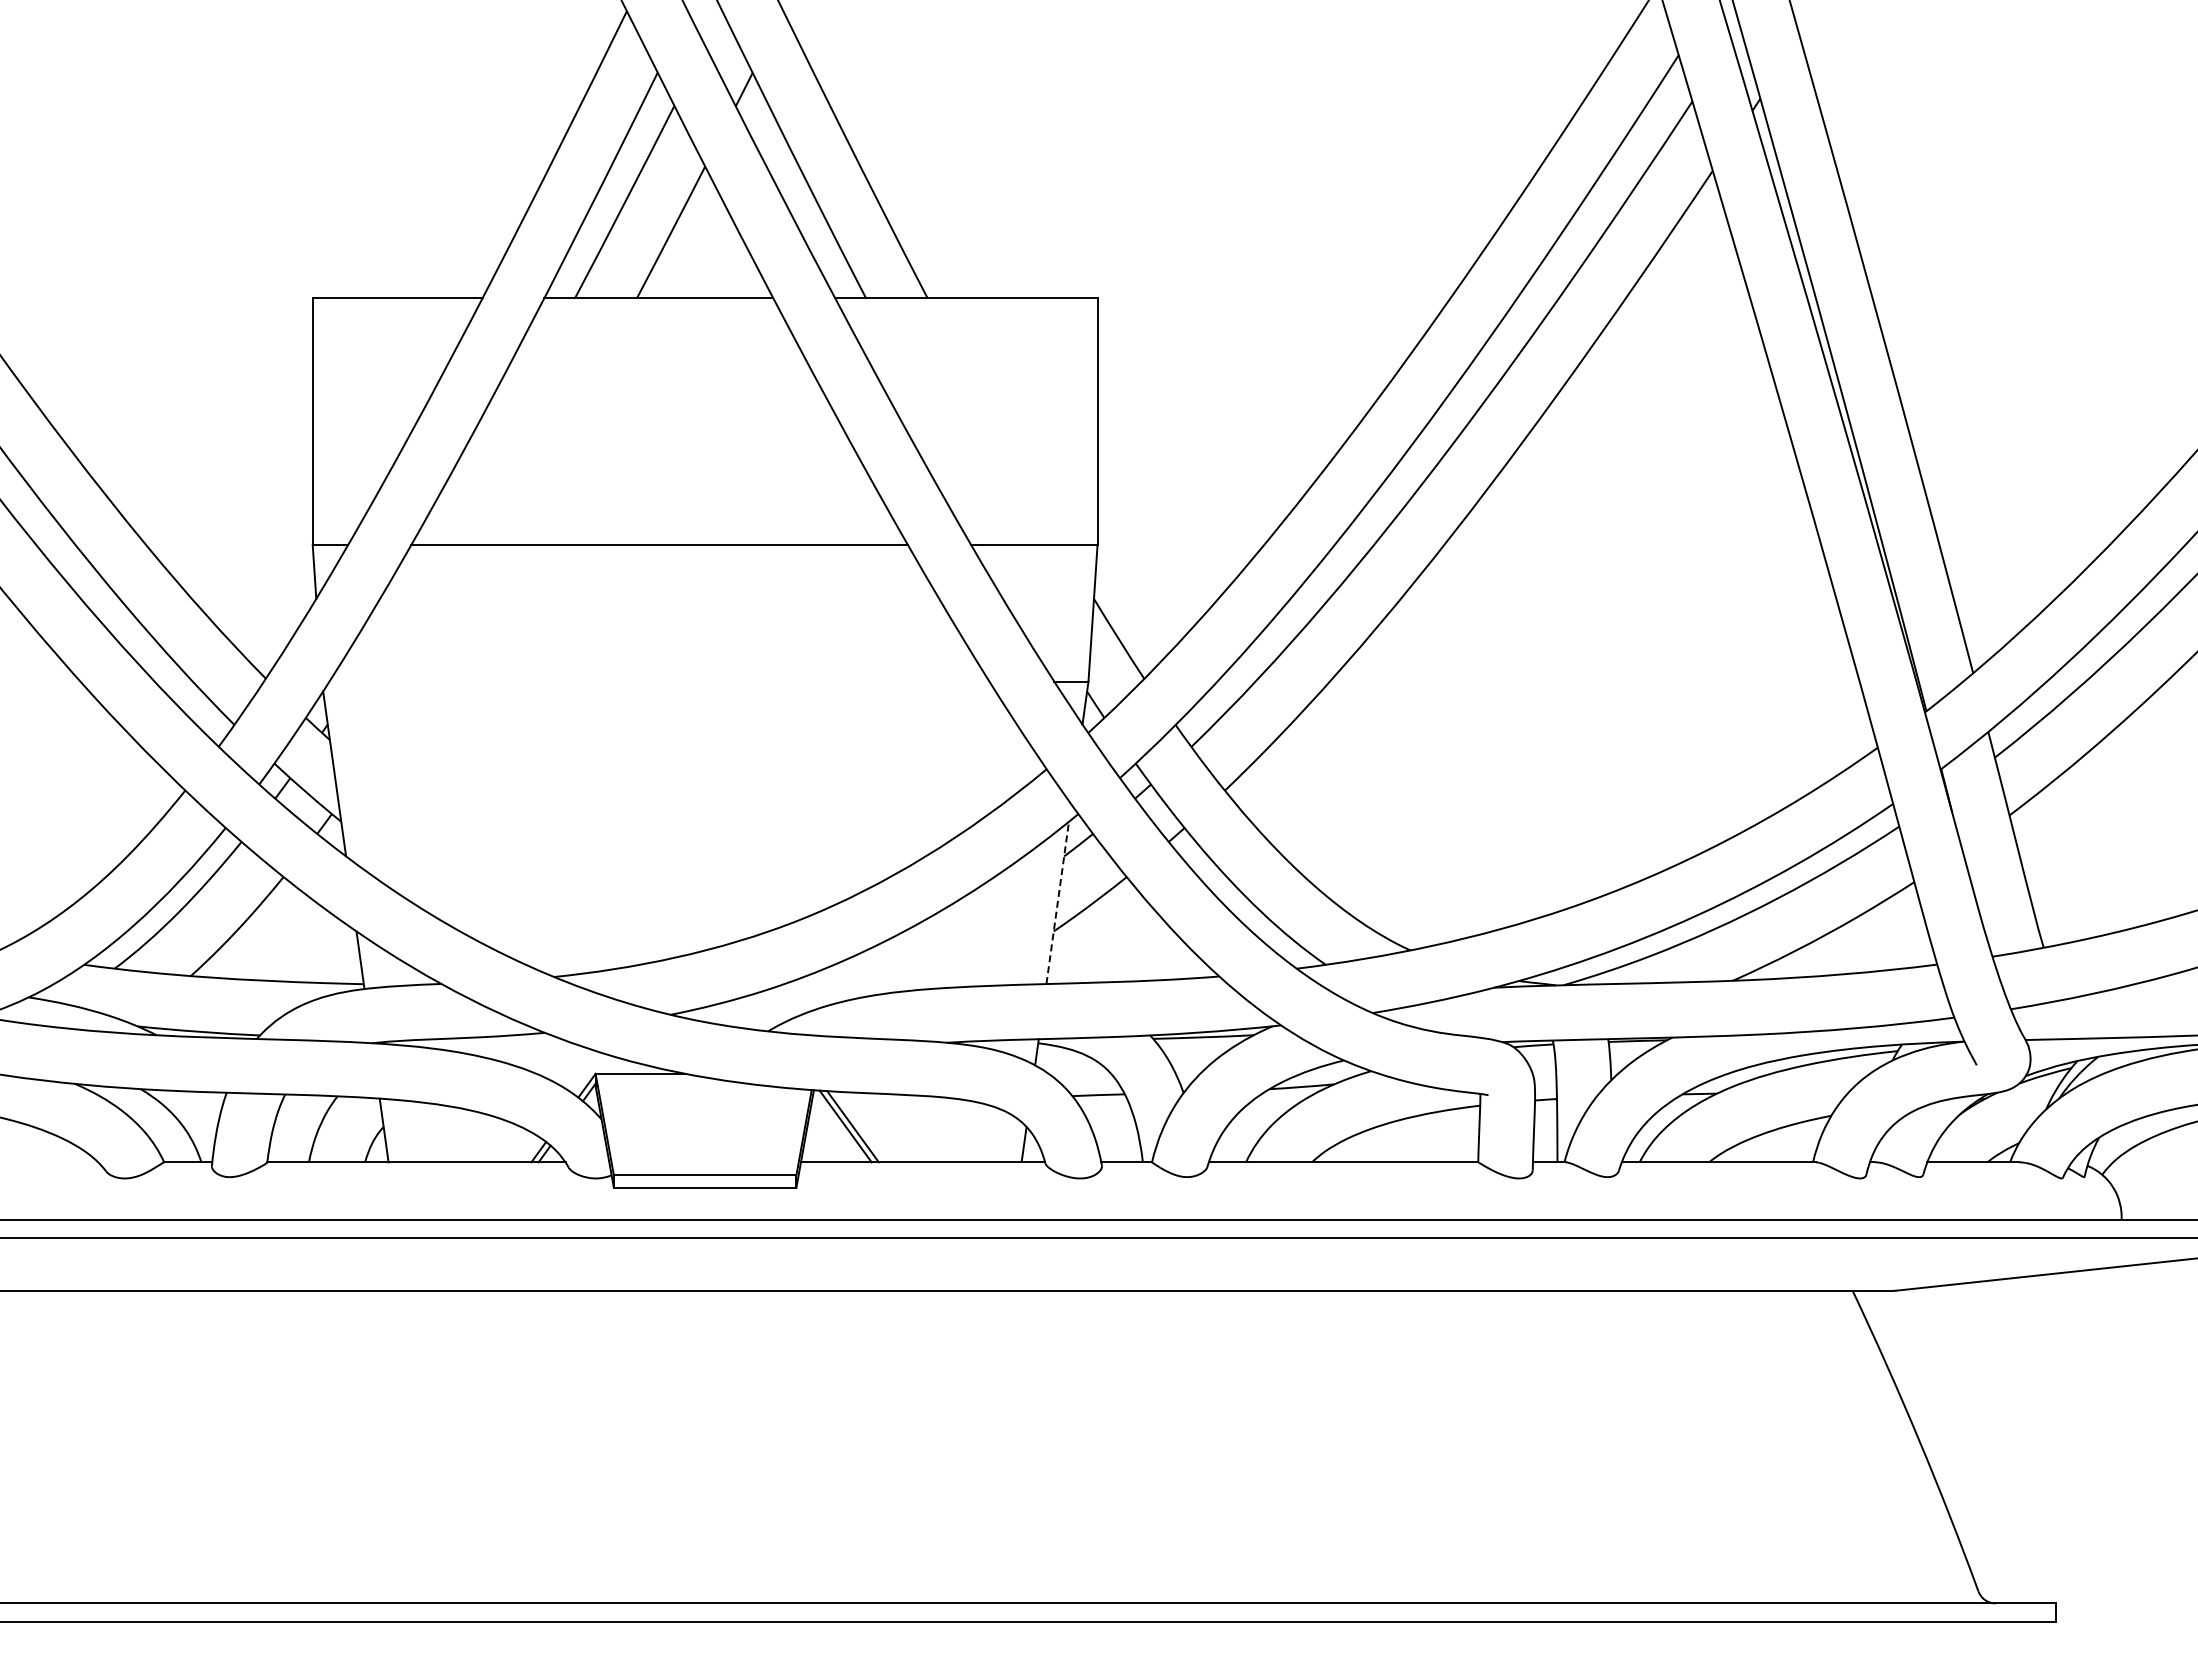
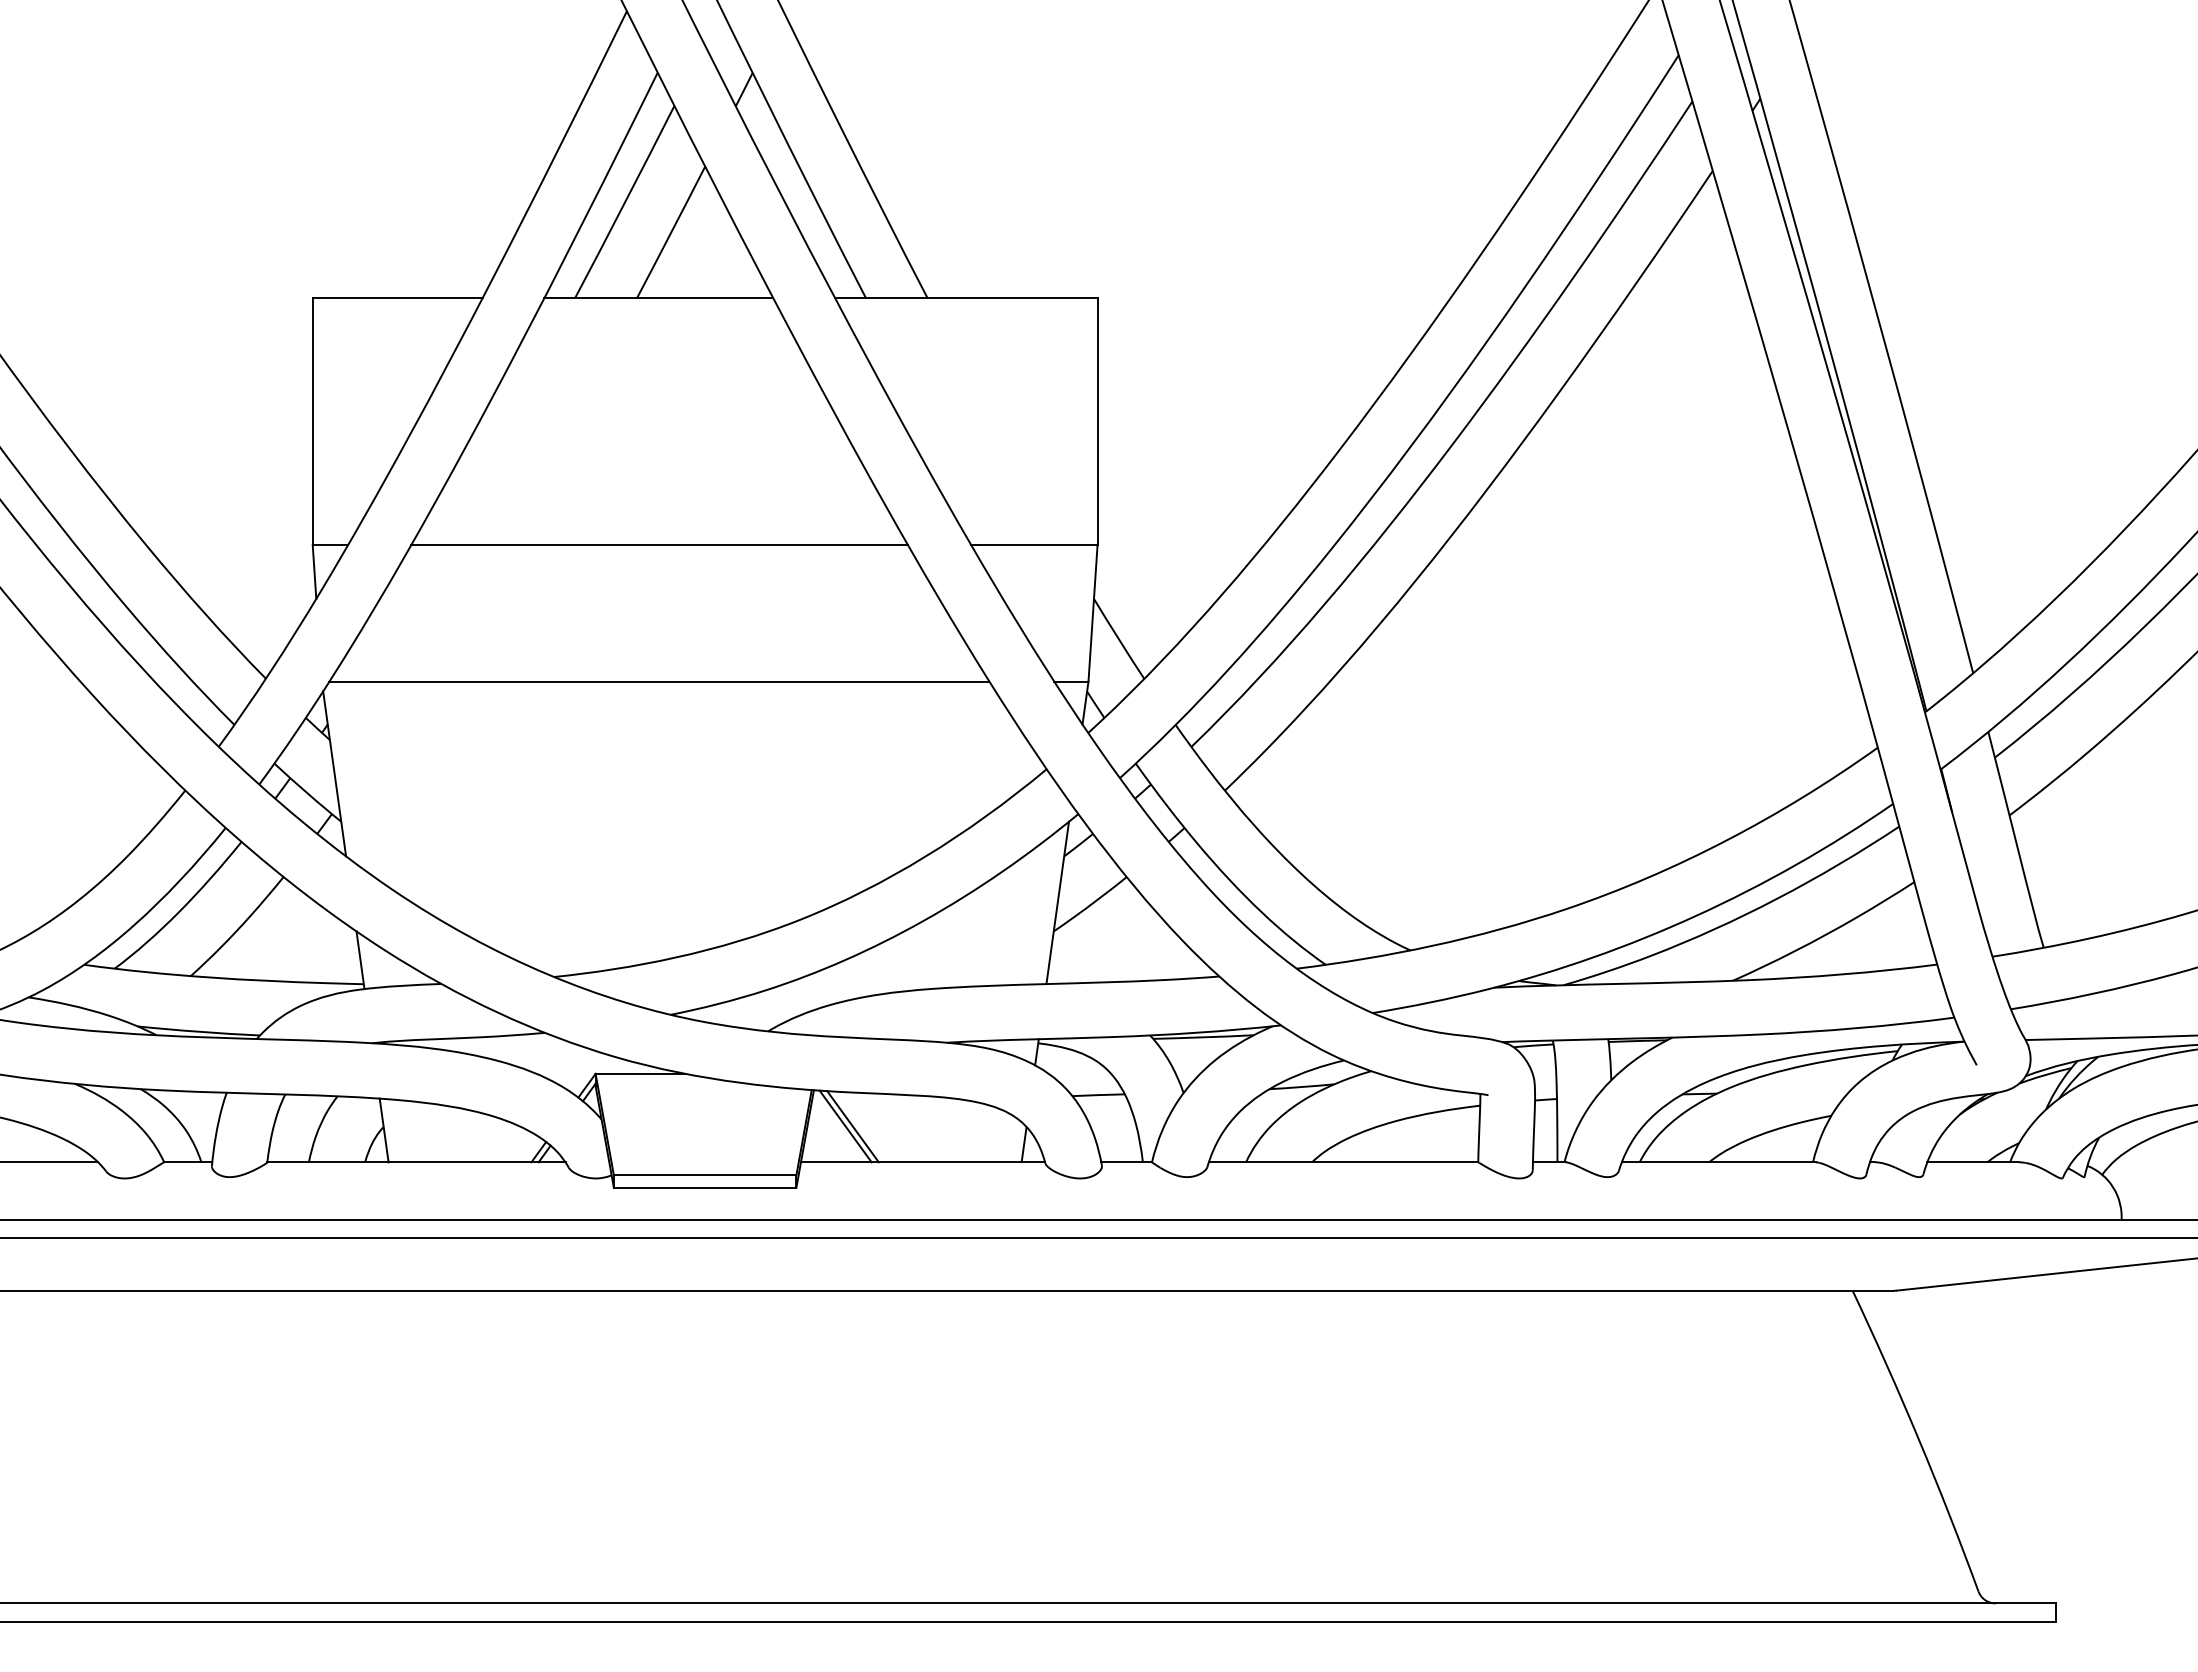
line: none -> present (659, 681)
line: dashed -> solid (1057, 902)
line: none -> present (50, 1162)
